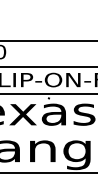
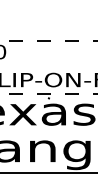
line: solid -> dashed (49, 40)
line: present -> none (48, 67)
line: solid -> dashed (49, 93)
